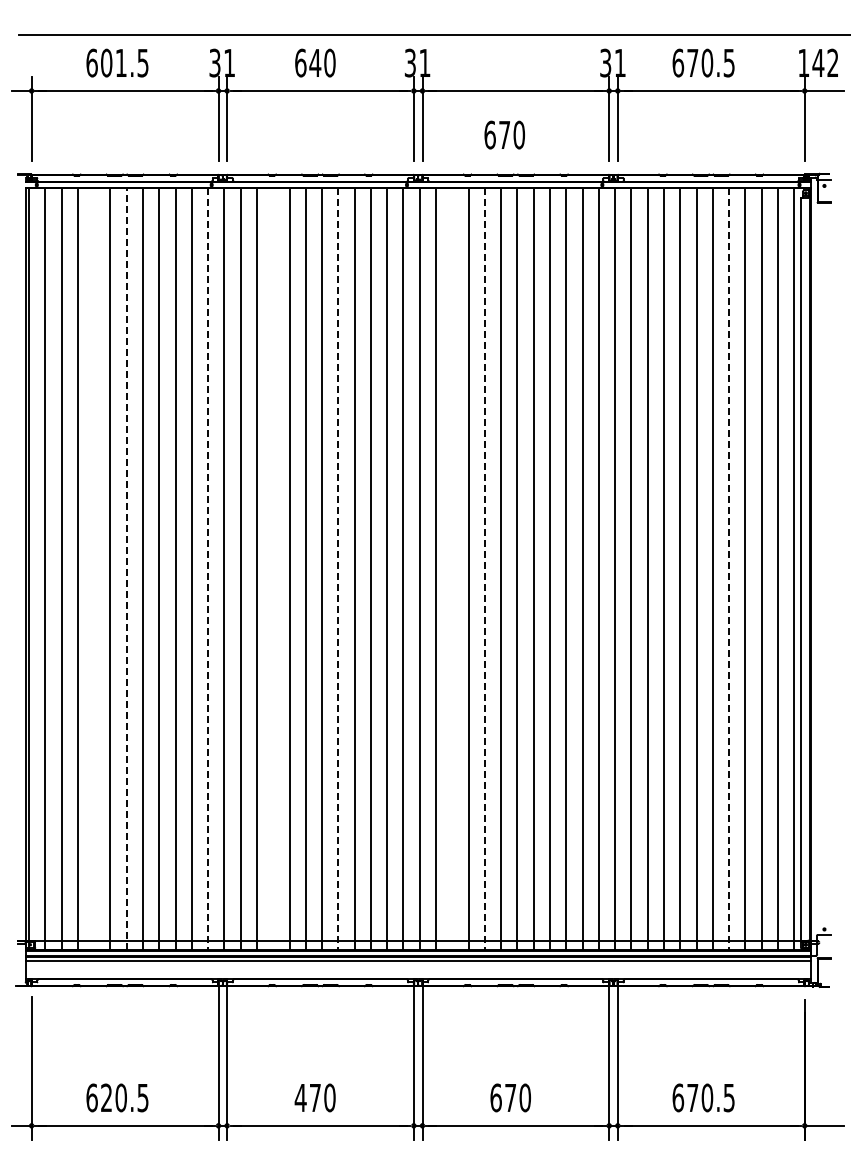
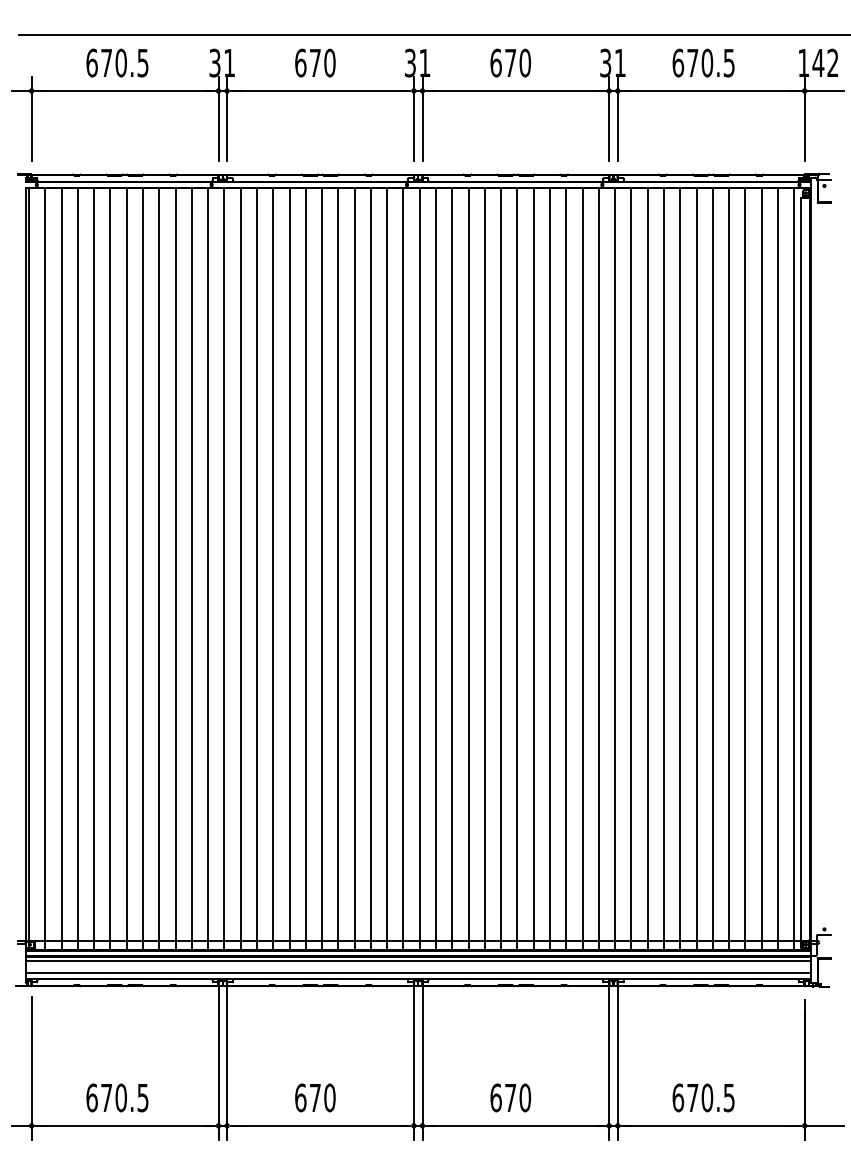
text: 601.5 -> 670.5 (113, 62)
text: 640 -> 670 (315, 62)
text position: (504, 134) -> (510, 62) (510, 62)
line: none -> present (94, 568)
line: dashed -> solid (126, 568)
line: none -> present (273, 568)
line: none -> present (452, 568)
line: dashed -> solid (208, 569)
line: dashed -> solid (338, 569)
line: dashed -> solid (484, 569)
line: dashed -> solid (728, 569)
line: none -> present (417, 973)
text: 620.5 -> 670.5 (106, 1097)
text: 470 -> 670 (300, 1097)
